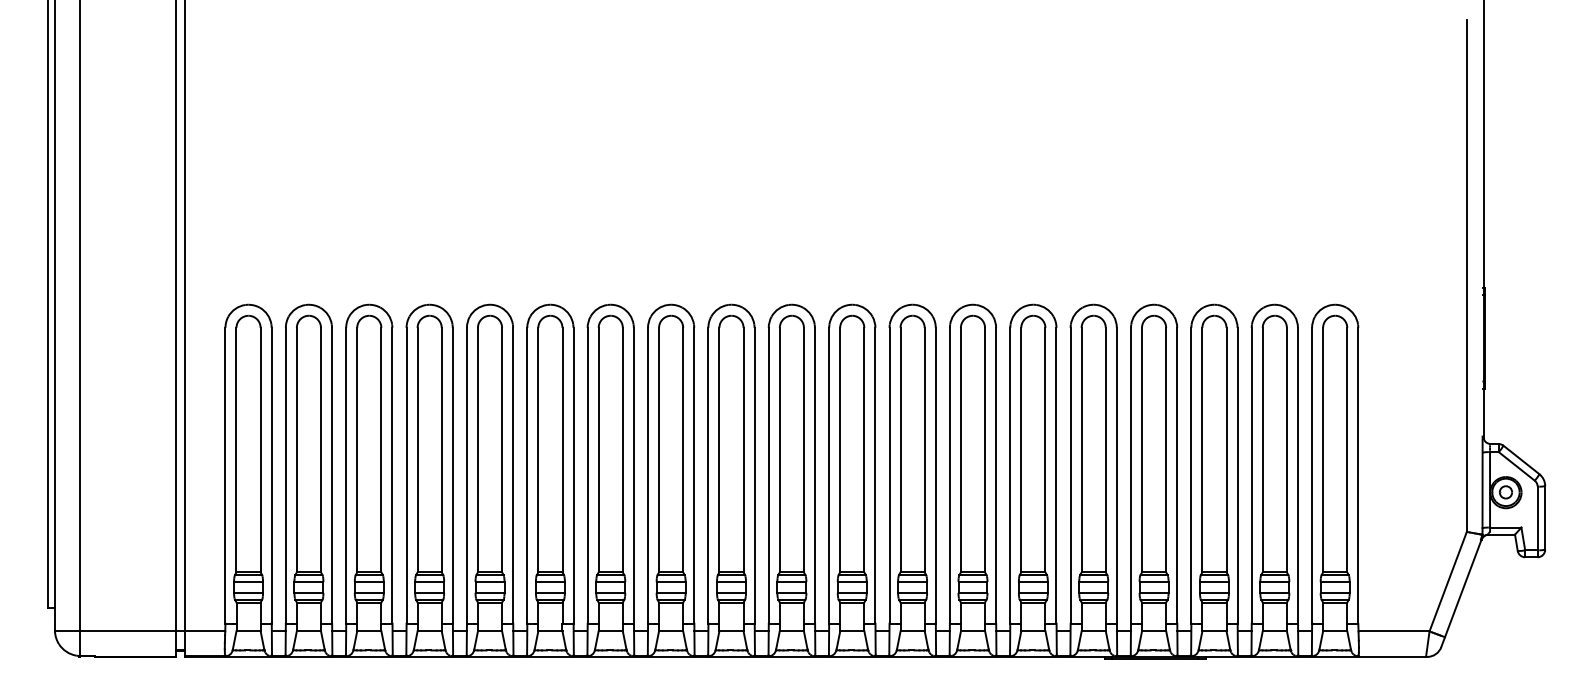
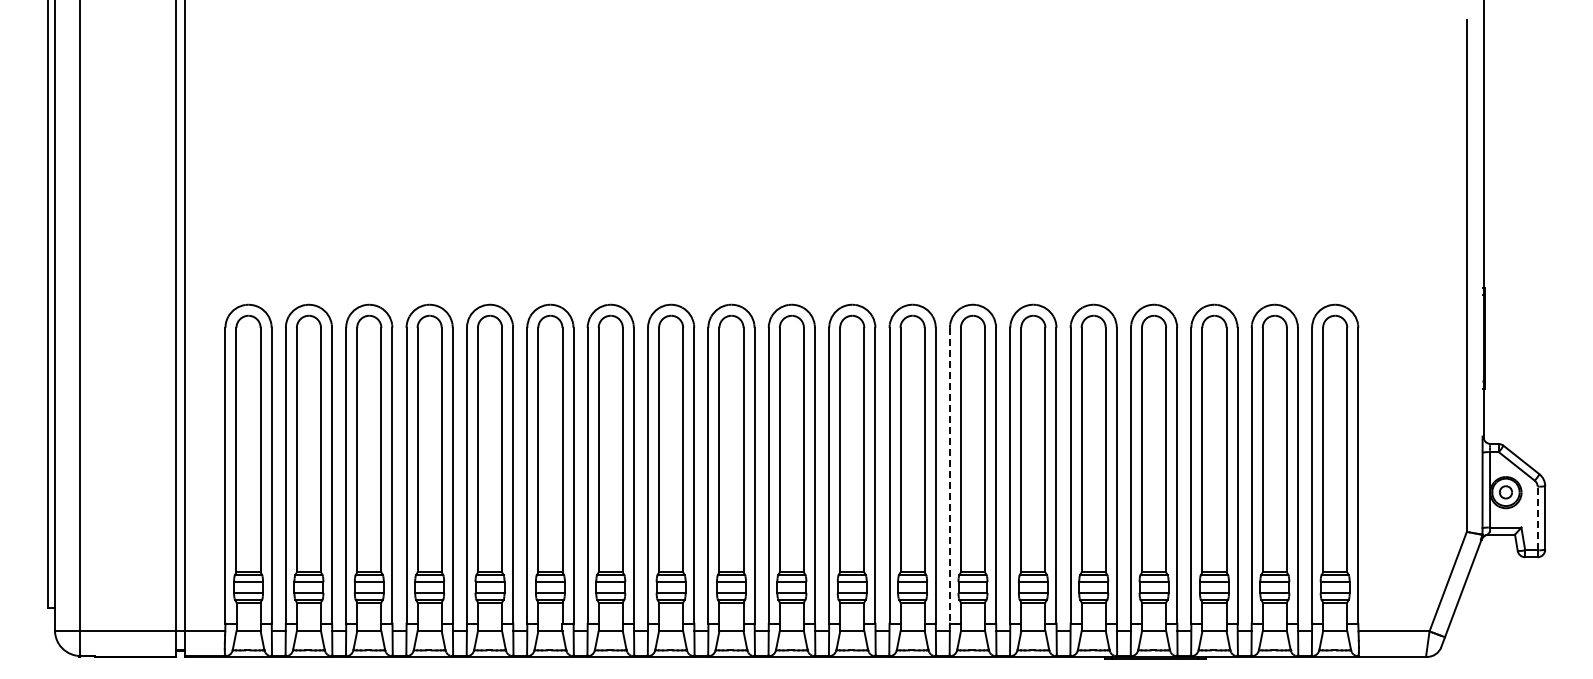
line: solid -> dashed (949, 475)
line: solid -> dashed (1537, 518)
